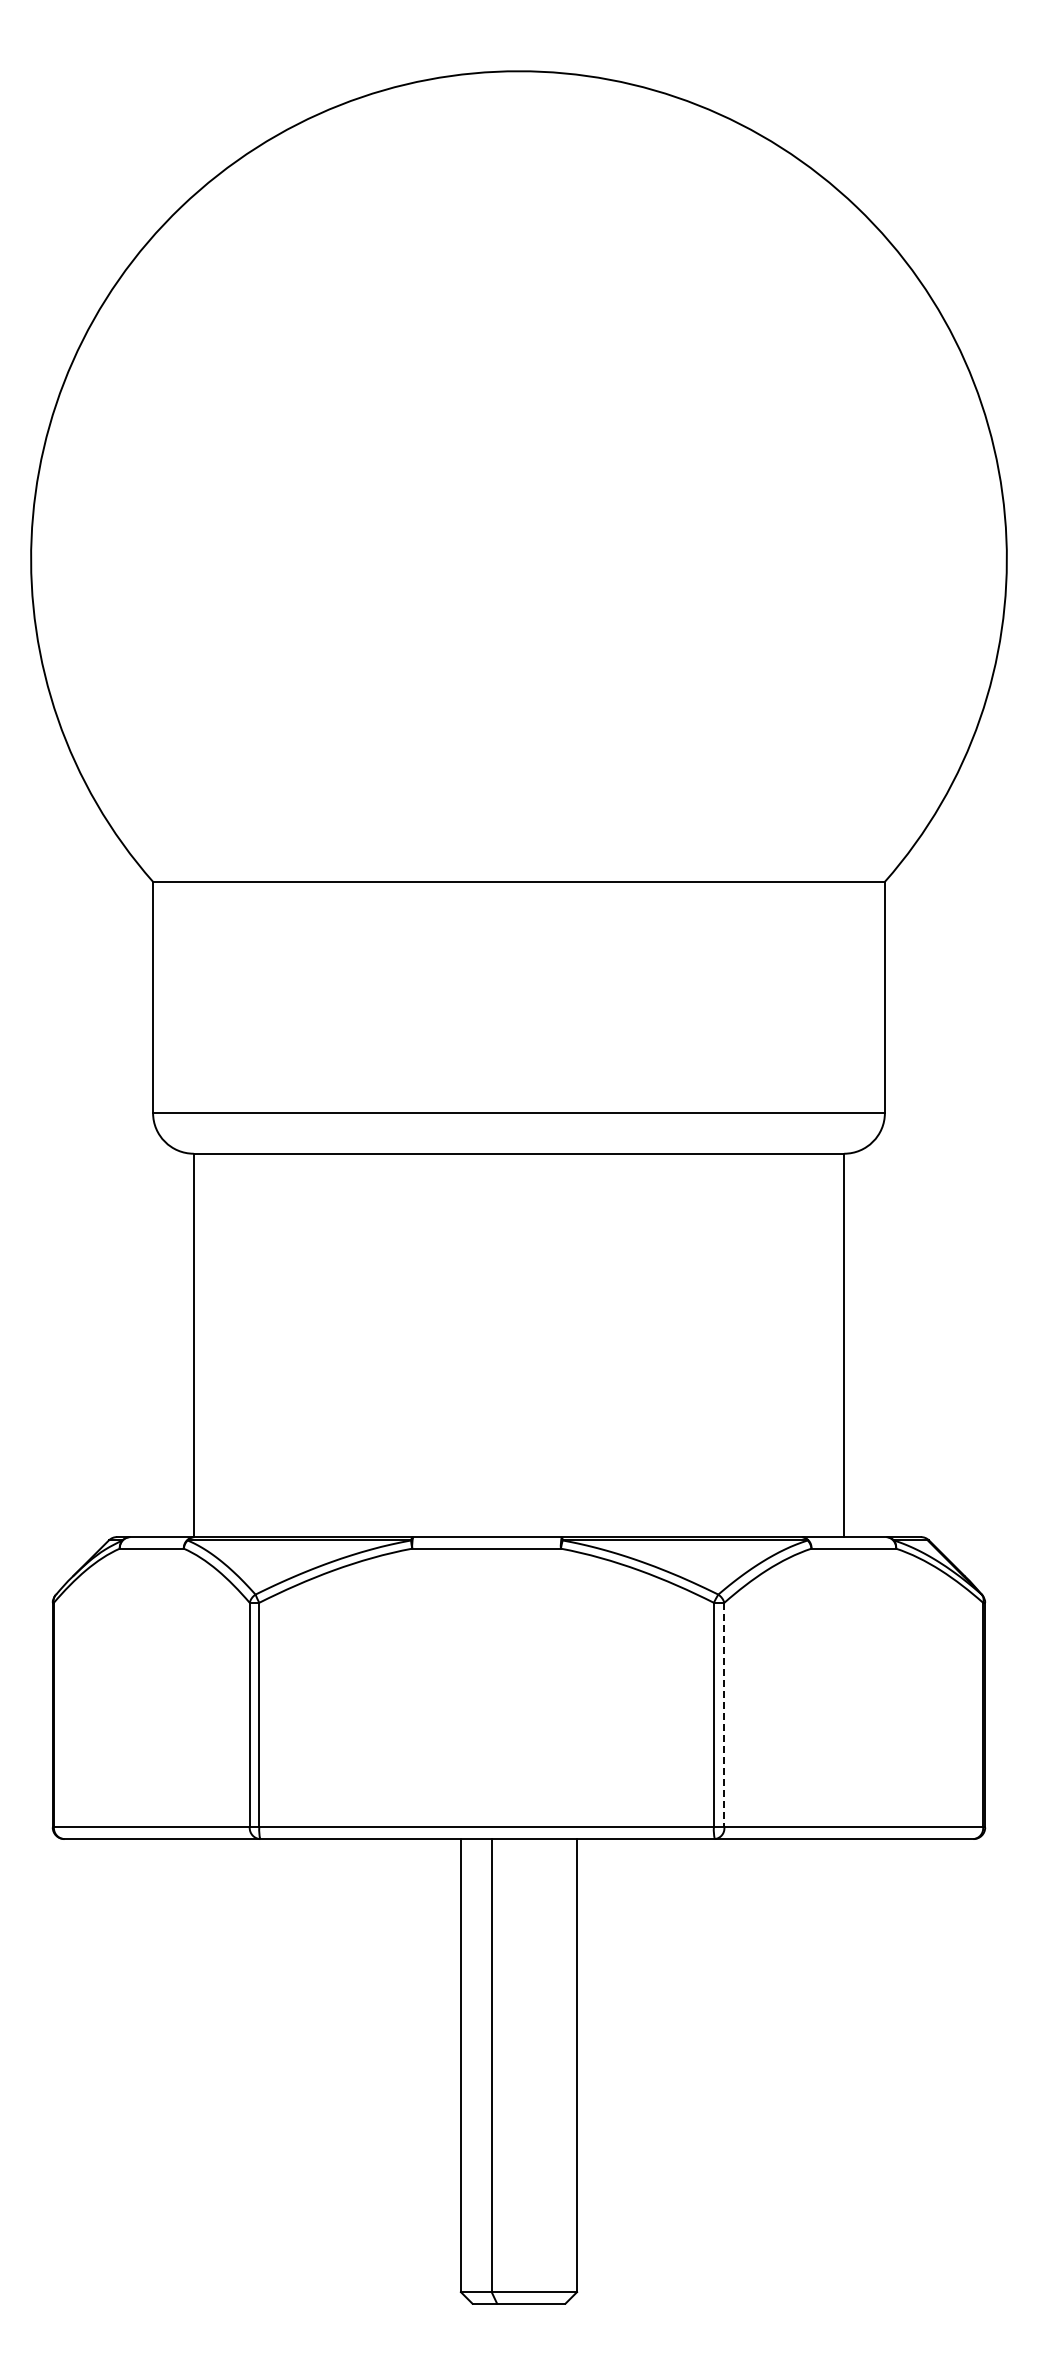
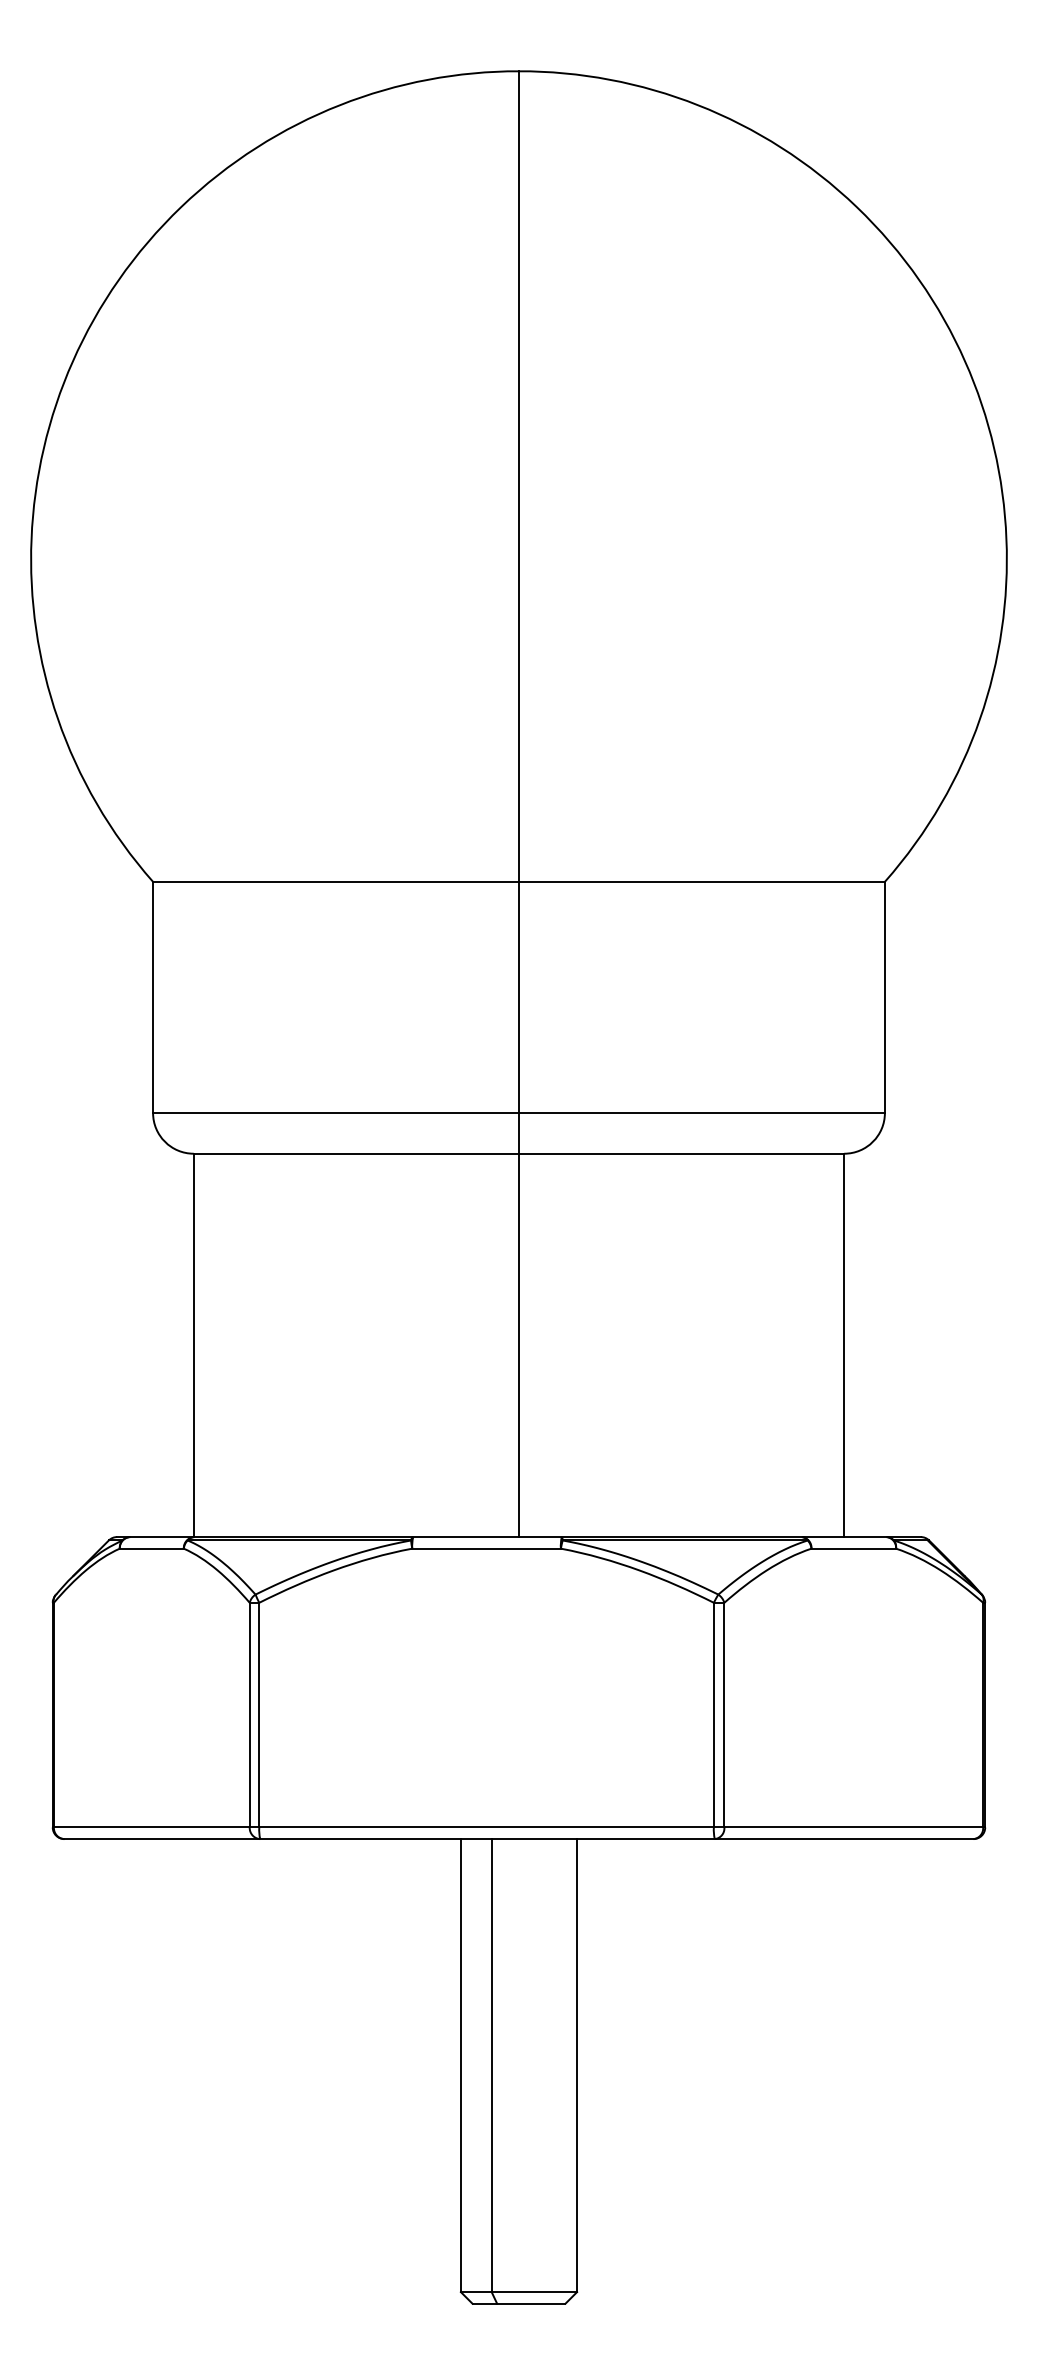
line: none -> present (519, 804)
line: dashed -> solid (724, 1715)
